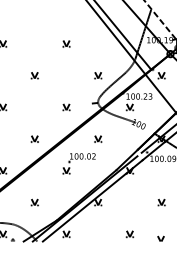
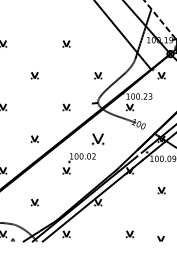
line: present -> none (130, 55)
part size: 9x8 px -> 14x13 px (97, 139)
part position: (161, 202) -> (161, 190) (161, 190)
